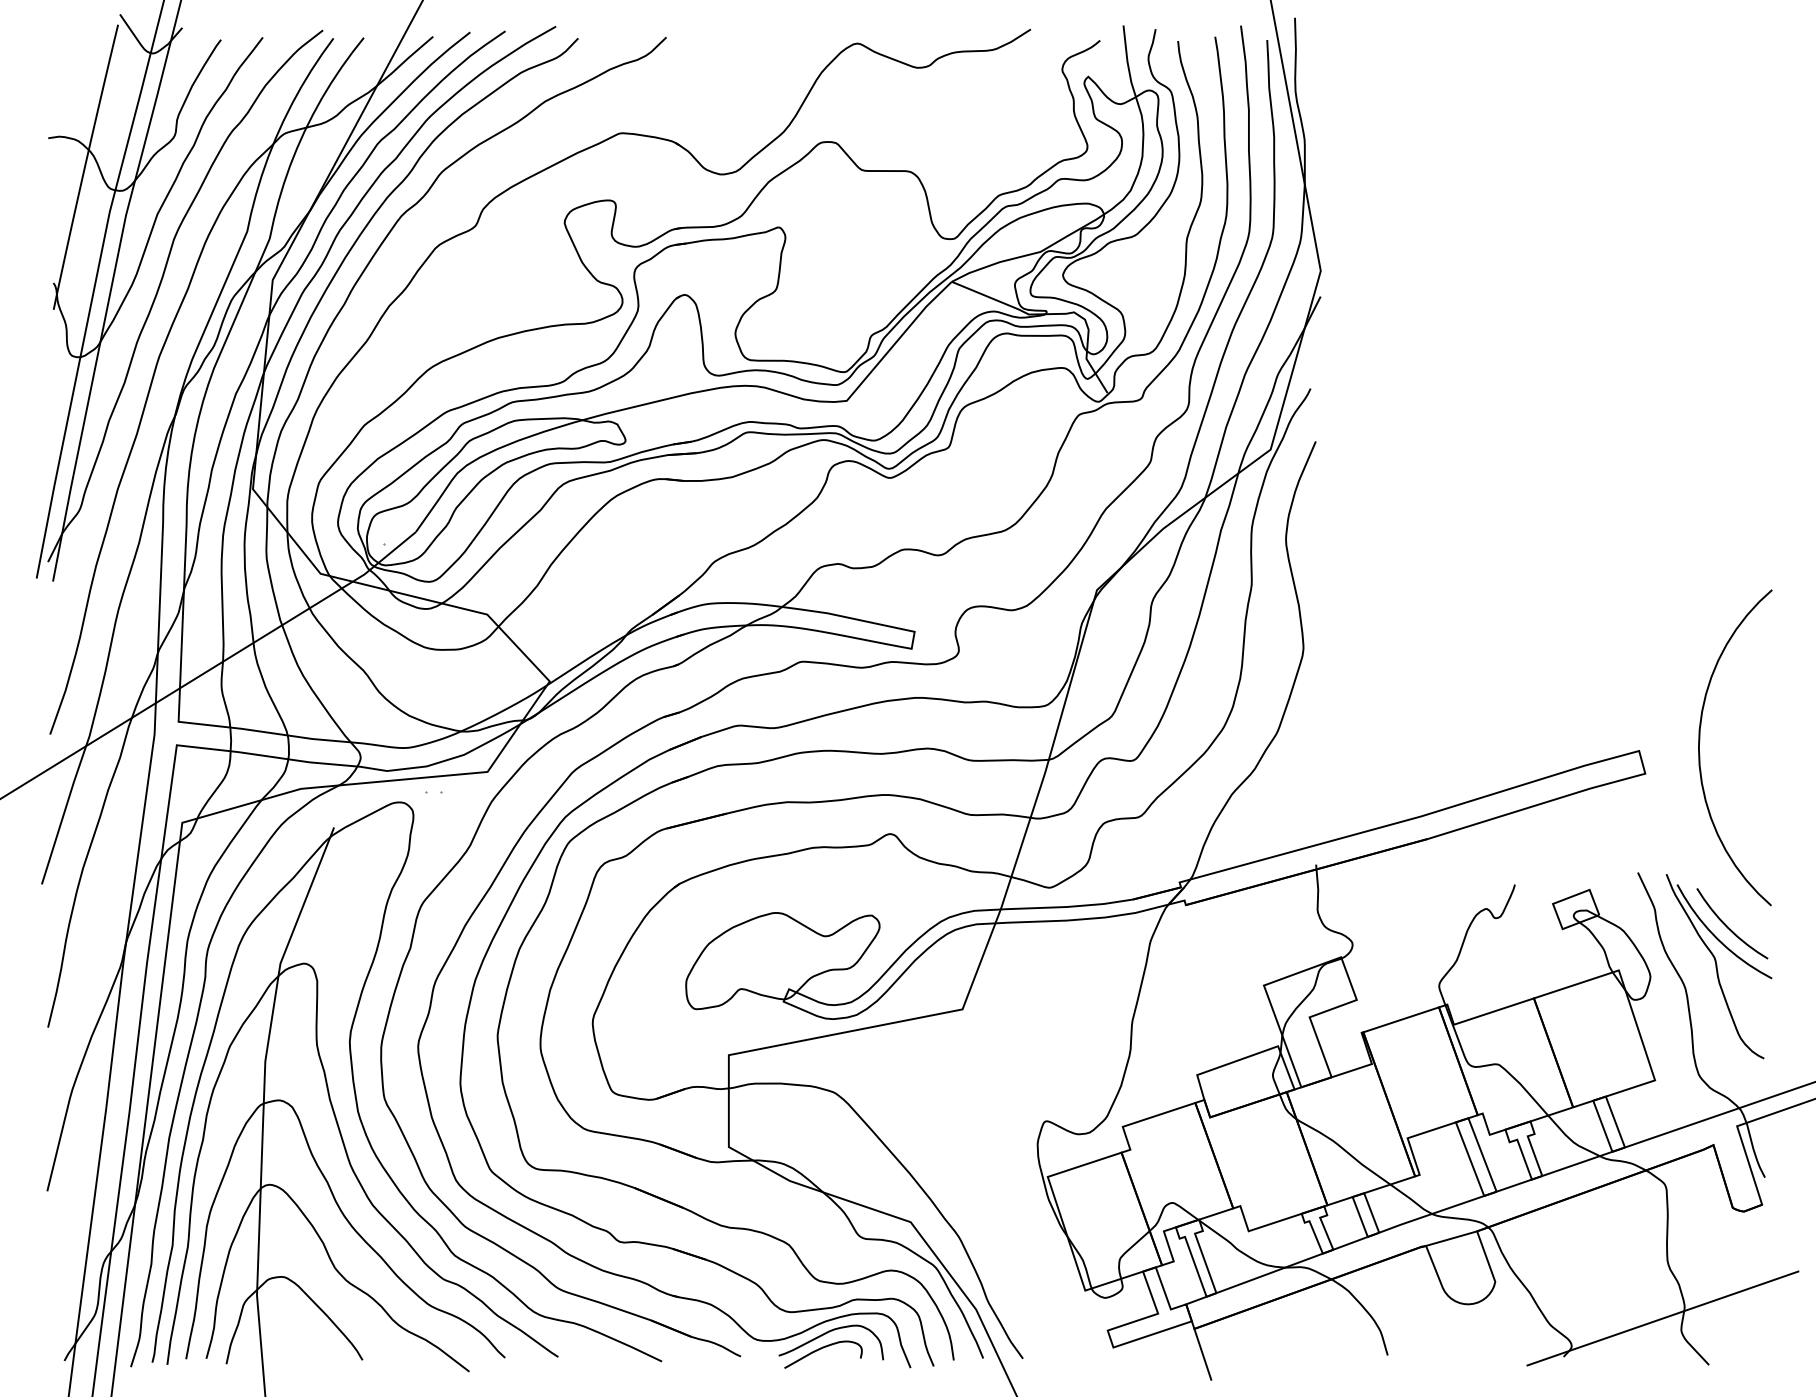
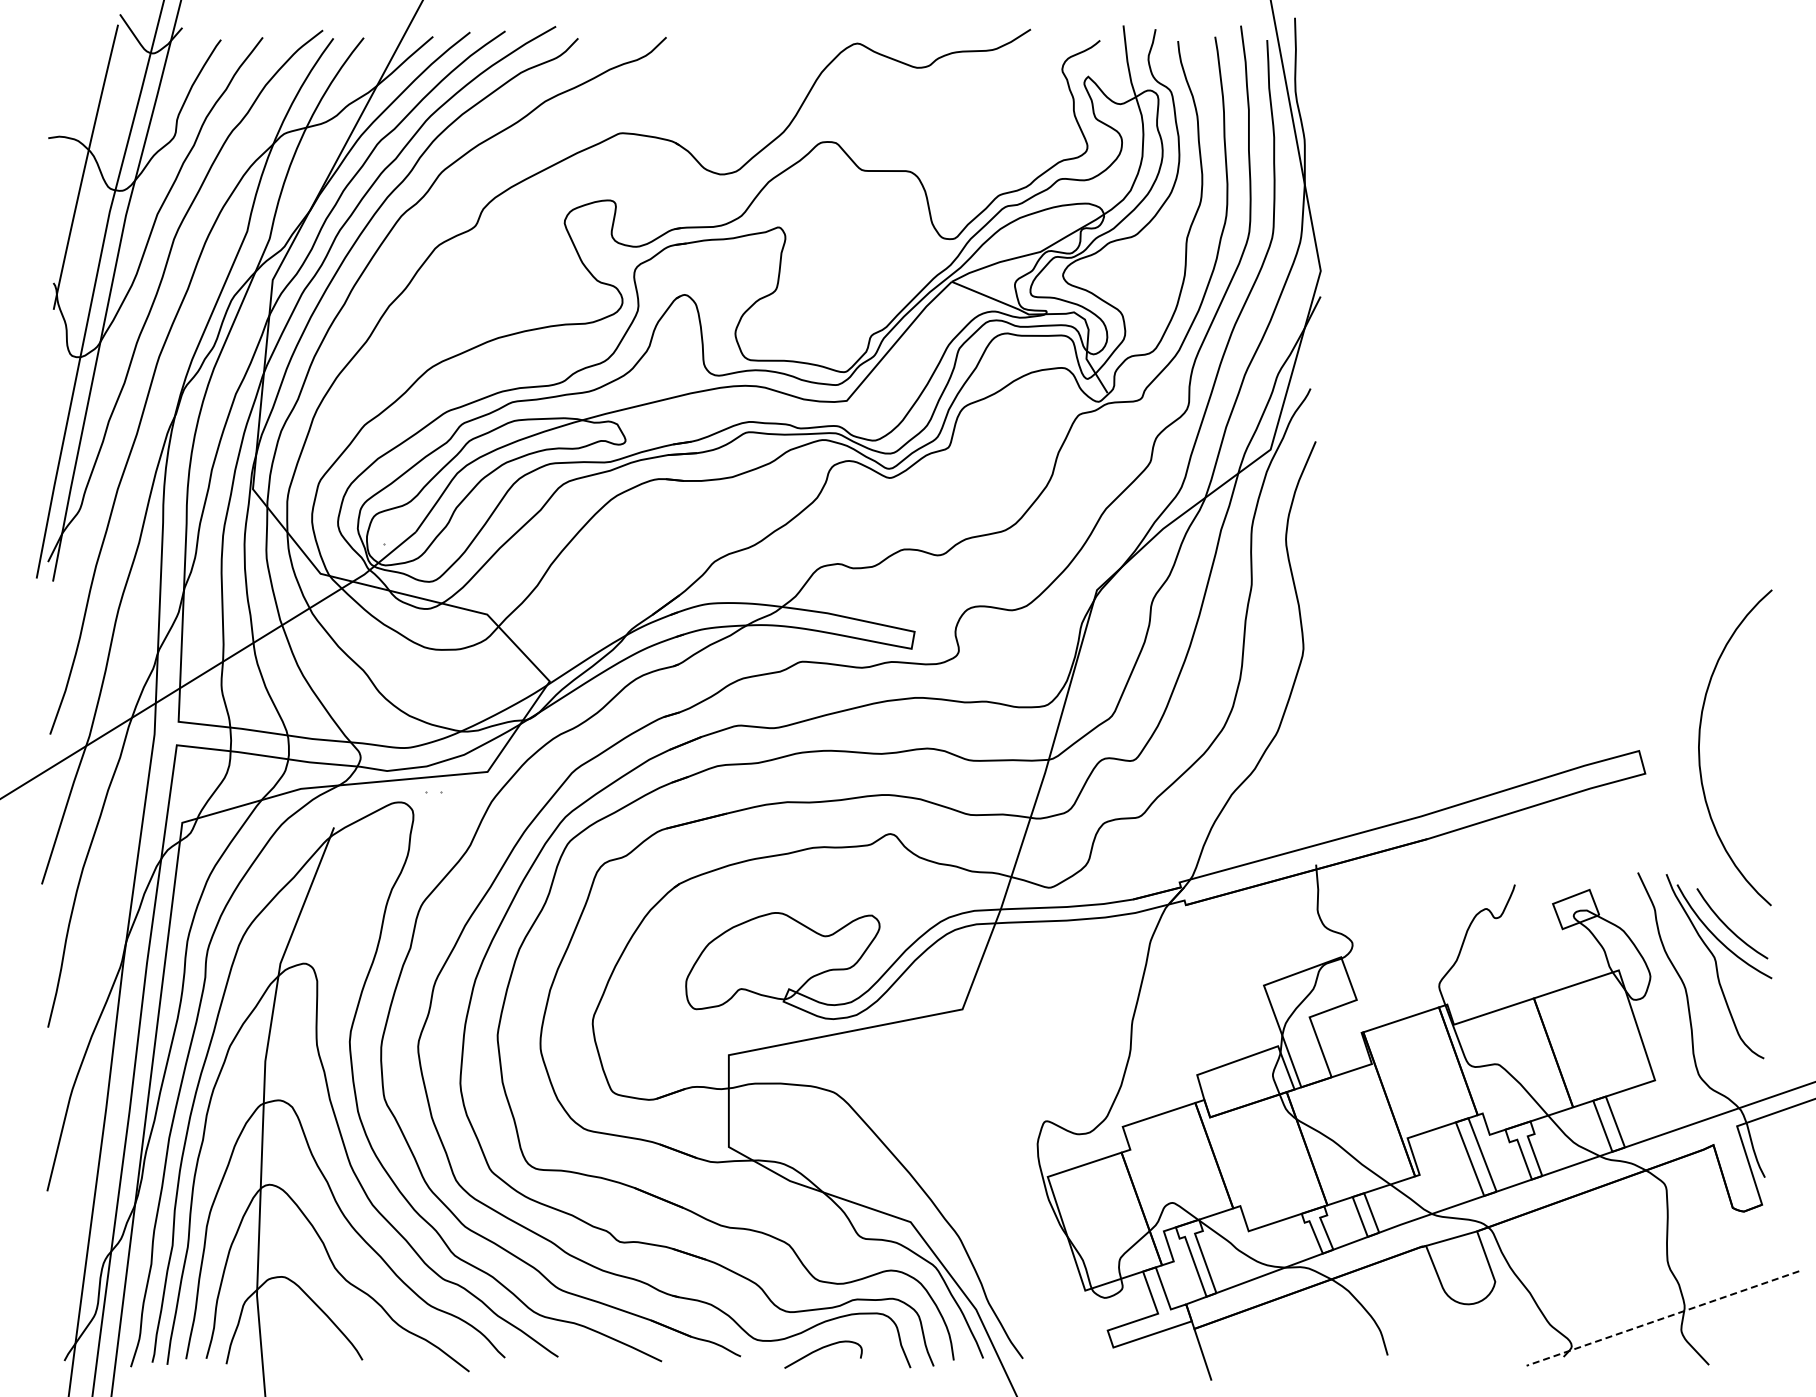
line: solid -> dashed (1662, 1318)
curve: present -> none (827, 1333)
